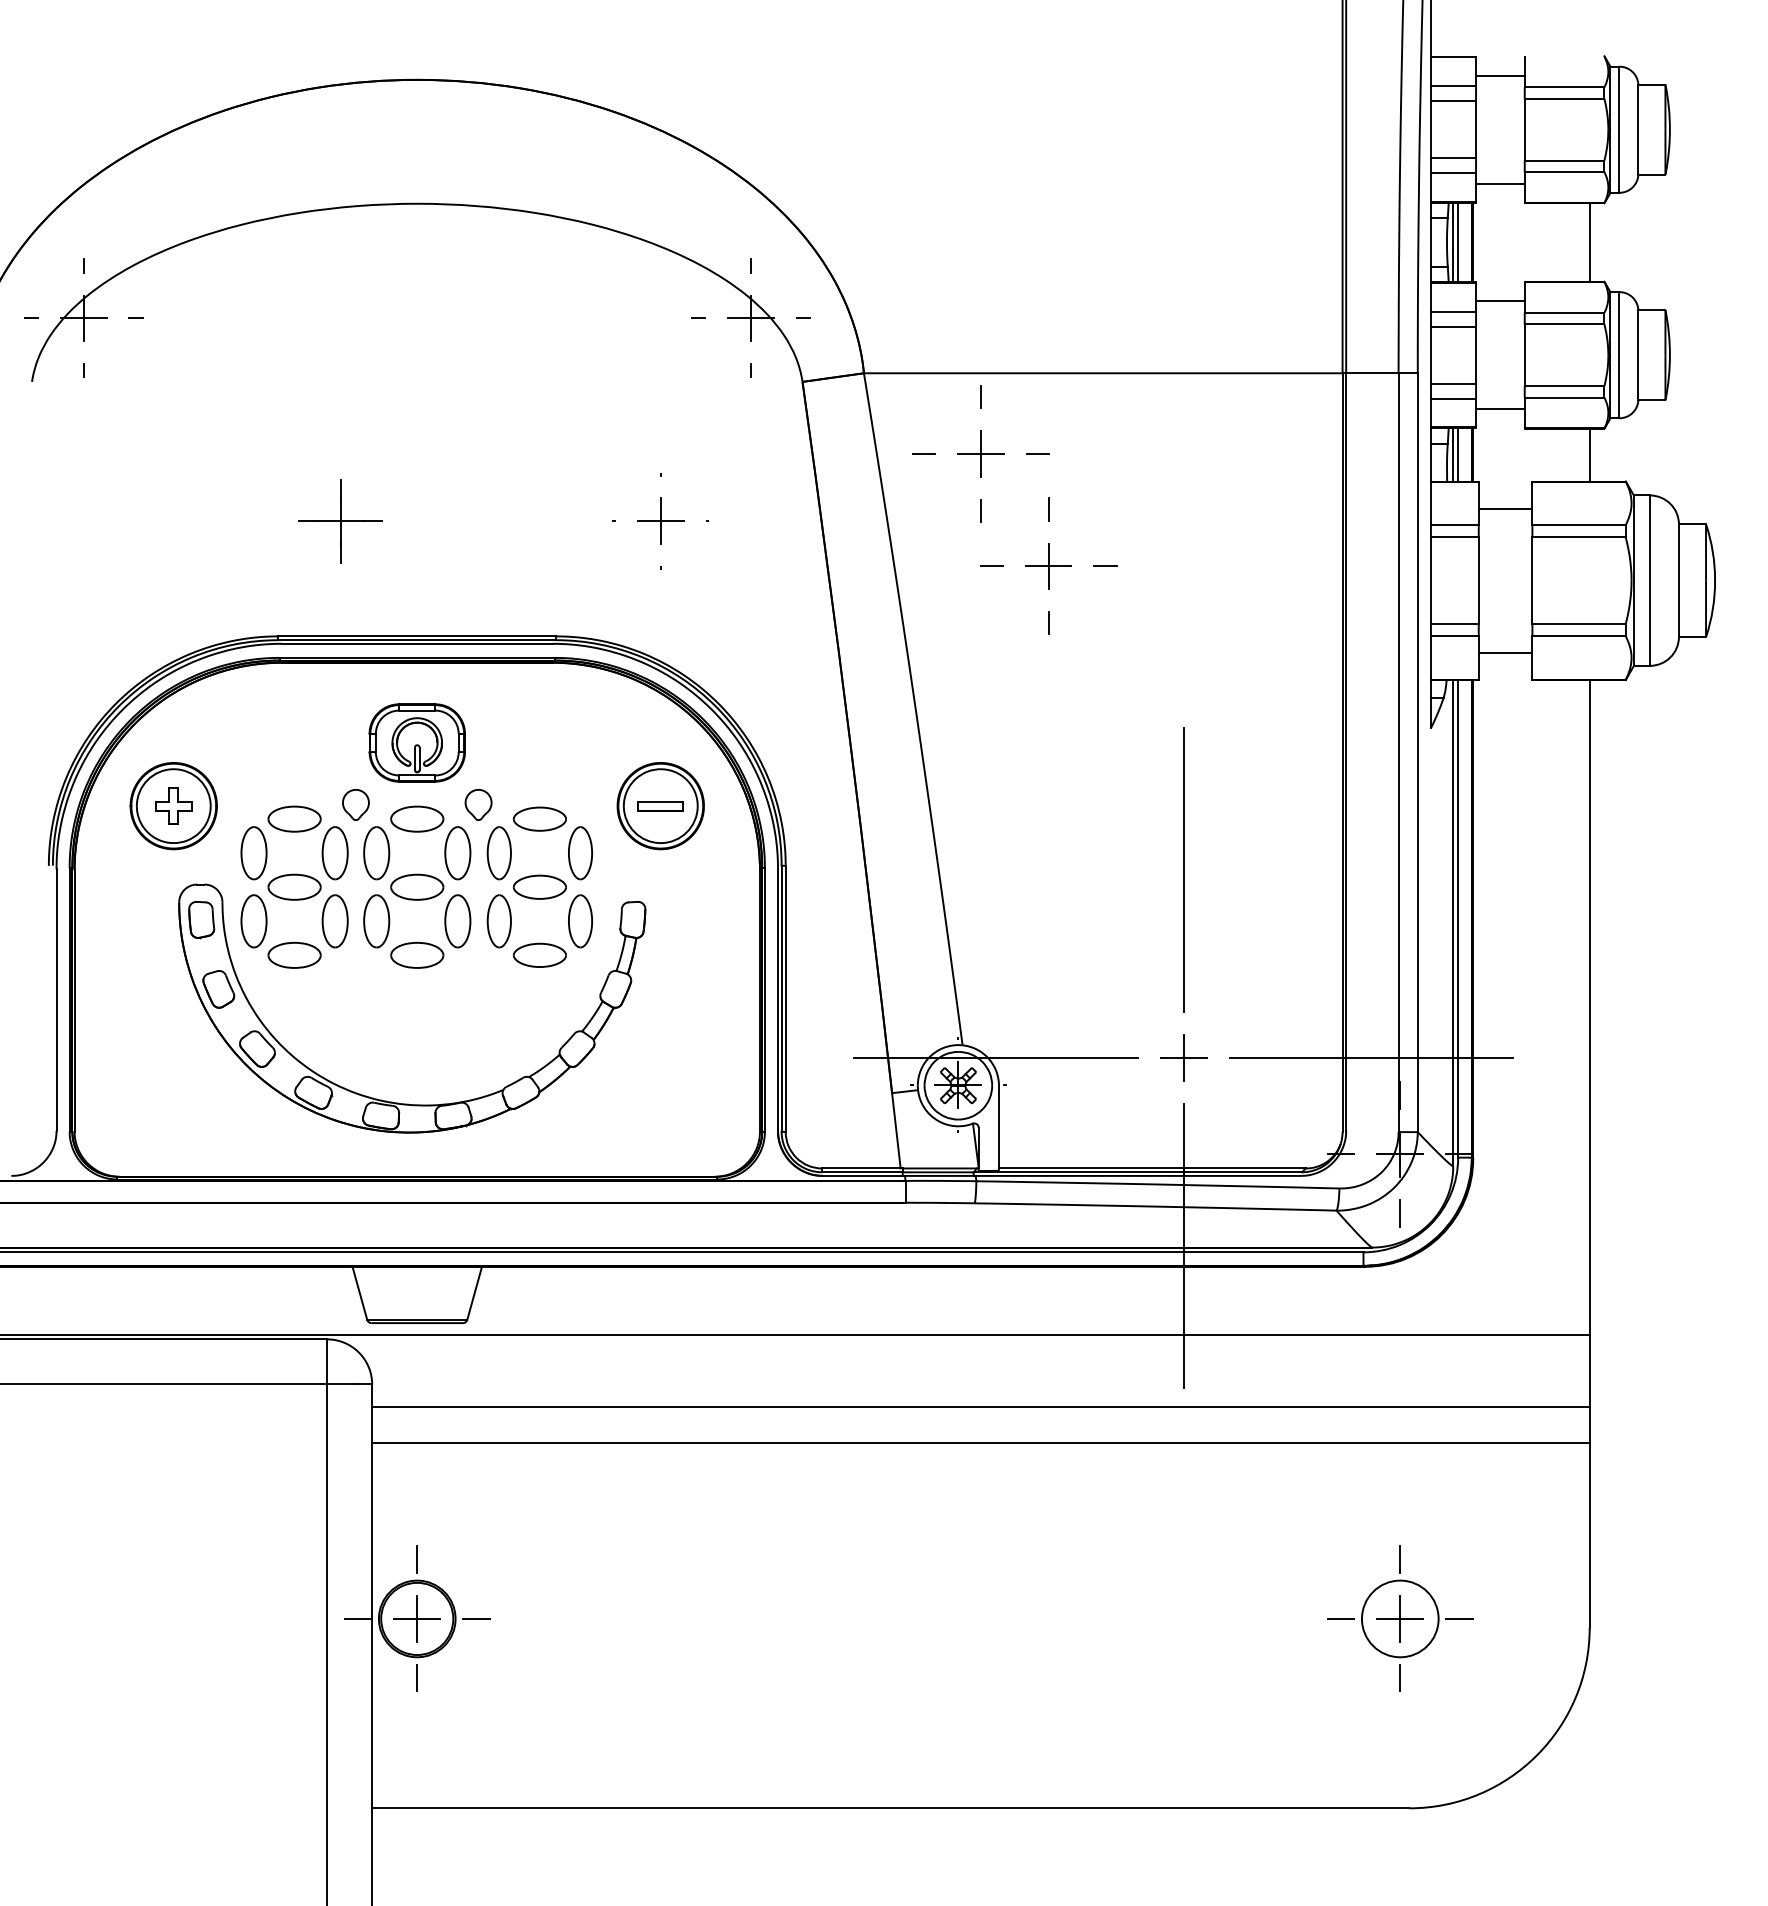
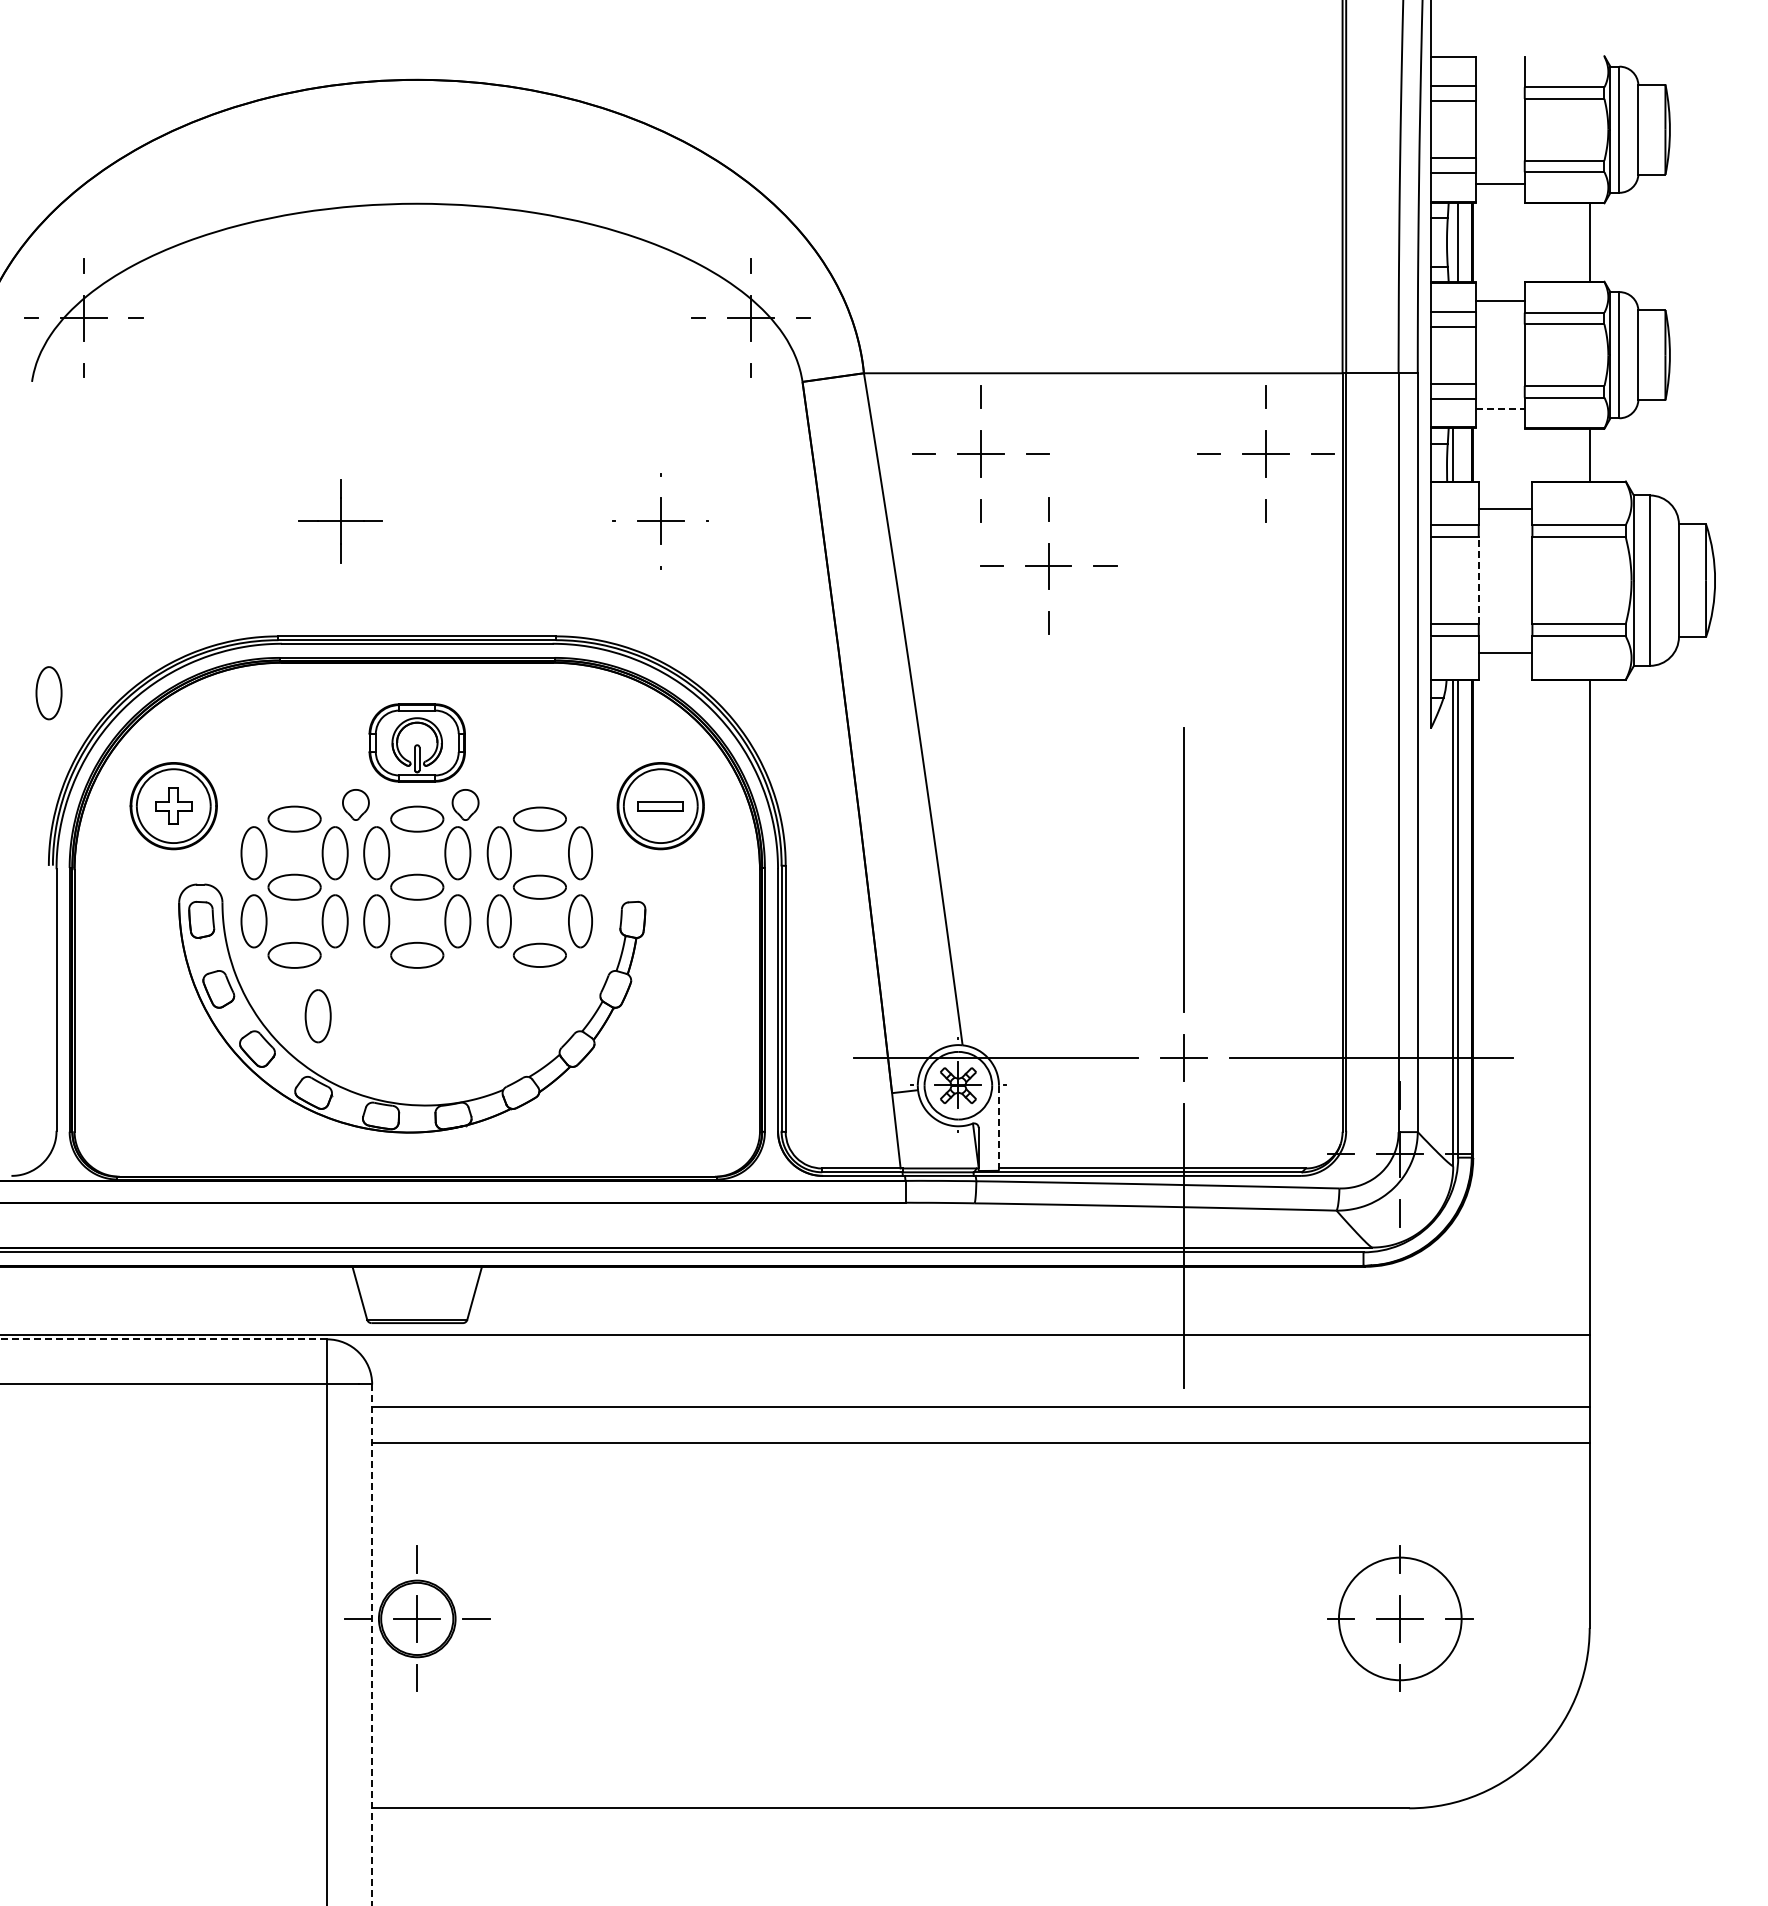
line: present -> none (1500, 75)
line: present -> none (1453, 242)
line: solid -> dashed (1500, 409)
part: none -> present (1265, 453)
line: present -> none (1458, 454)
line: solid -> dashed (1478, 580)
part: none -> present (48, 693)
part position: (478, 804) -> (465, 804) (465, 804)
part: none -> present (317, 1016)
line: solid -> dashed (998, 1127)
line: solid -> dashed (163, 1339)
circle diameter: 77 px -> 123 px (1399, 1618)
line: solid -> dashed (372, 1645)
